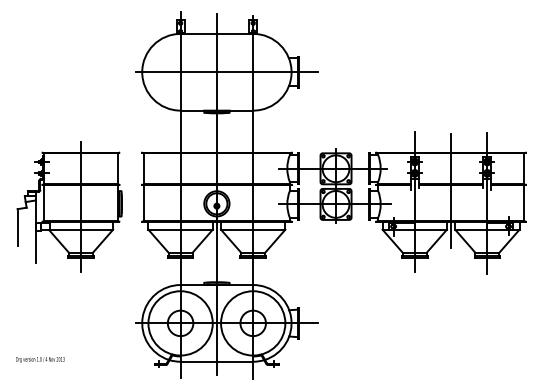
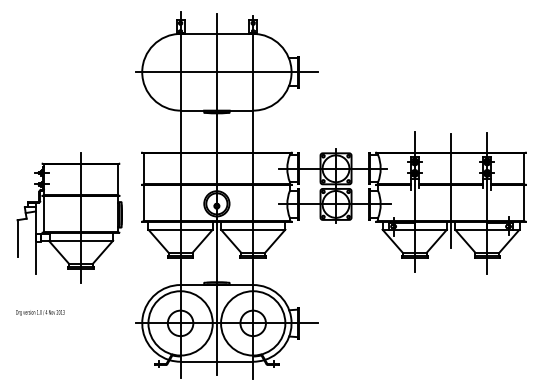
part position: (69, 206) -> (69, 217) (69, 217)
text position: (40, 359) -> (40, 312) (40, 312)
